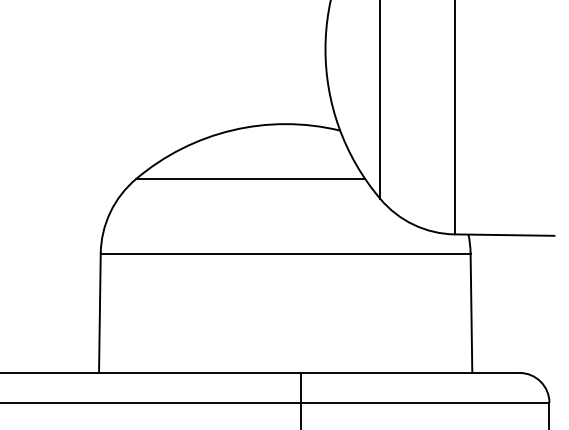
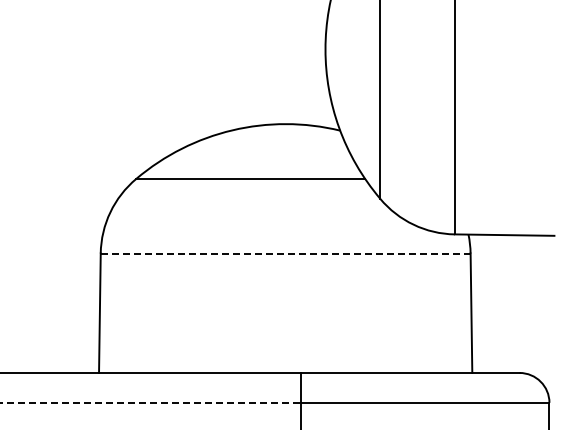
line: solid -> dashed (285, 253)
line: solid -> dashed (150, 402)
